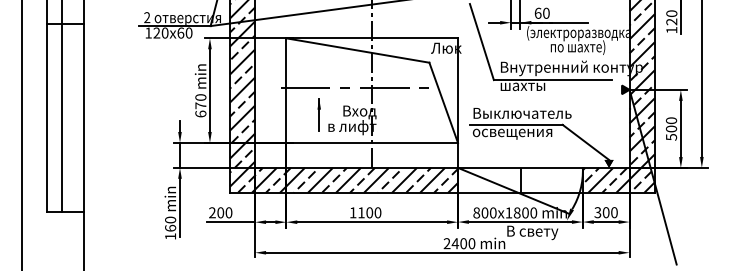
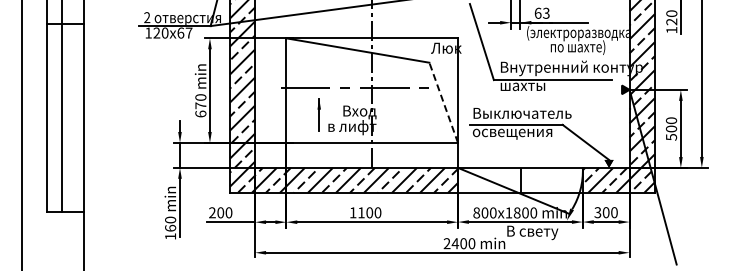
text: 60 -> 63 (546, 13)
text: 60 -> 67 (188, 32)
line: solid -> dashed (443, 102)
